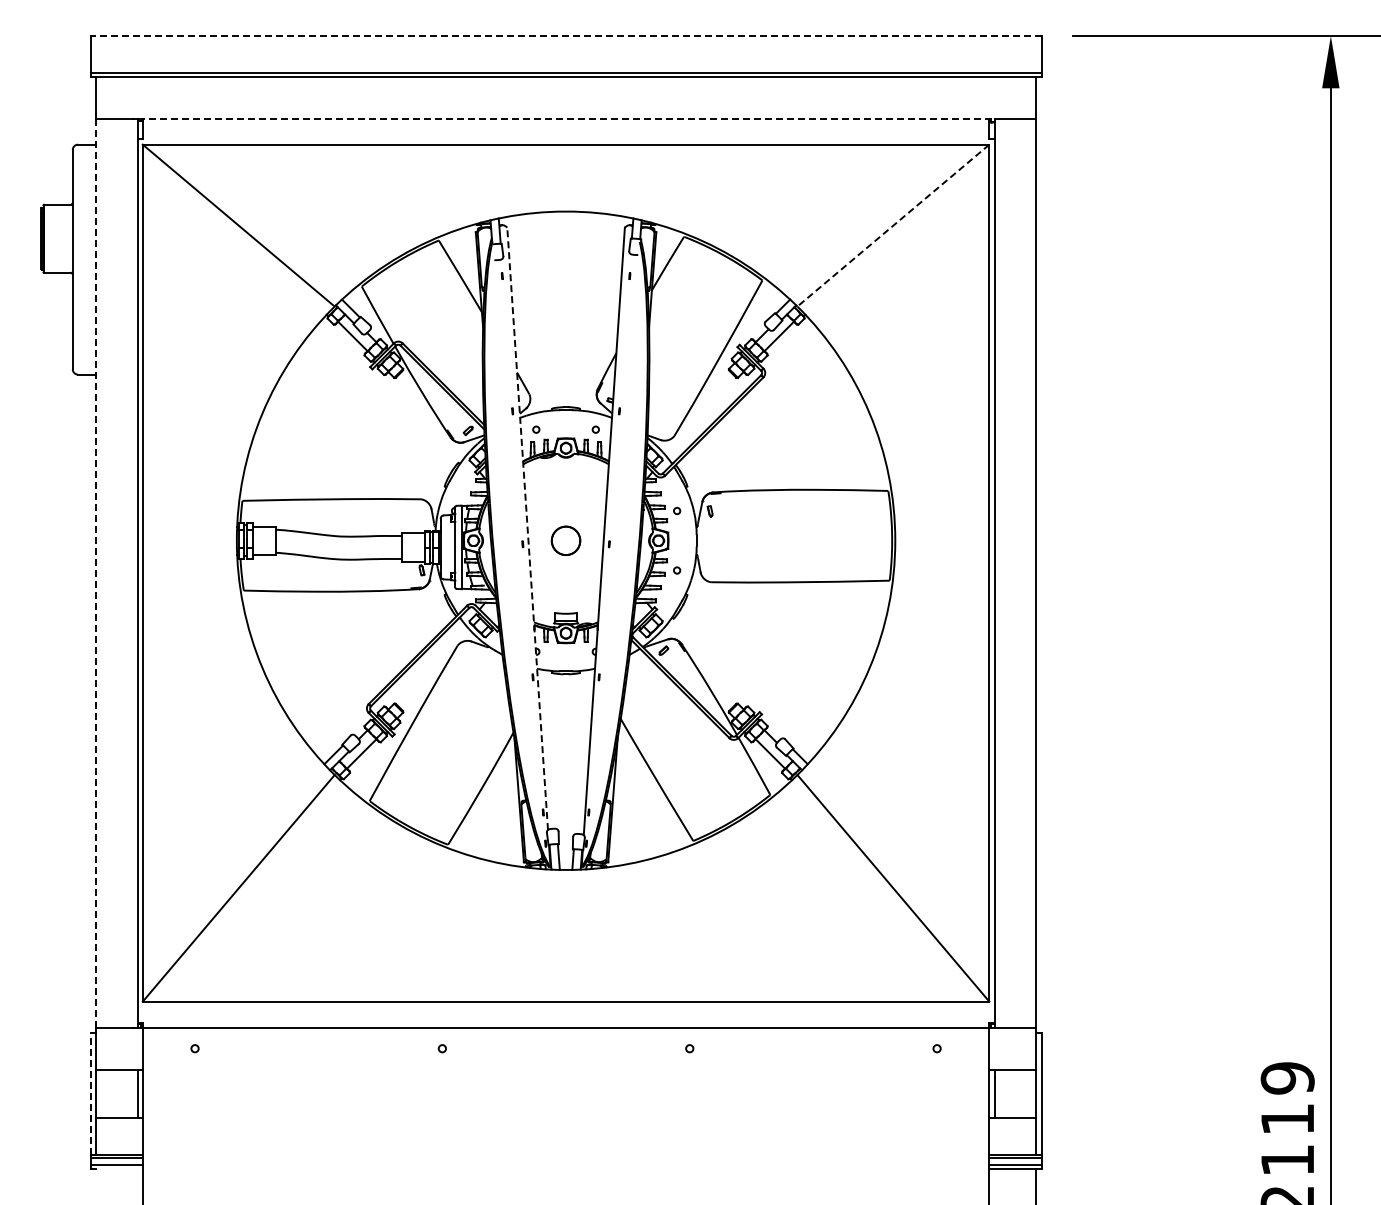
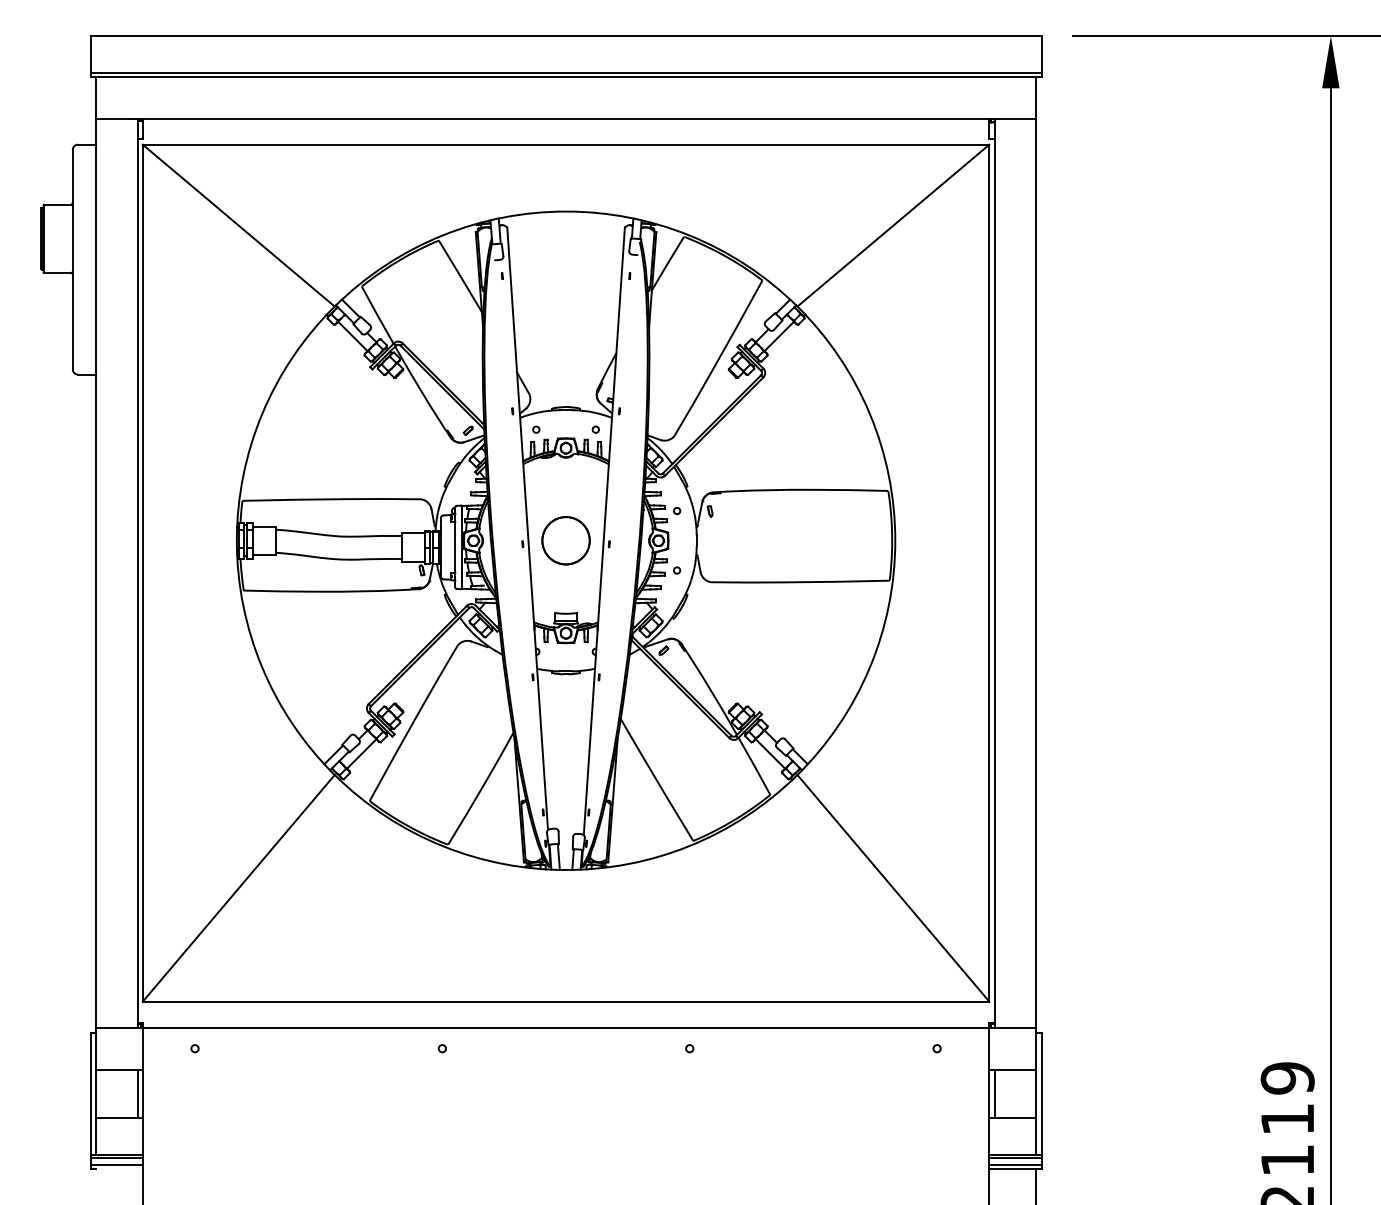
line: dashed -> solid (566, 36)
line: dashed -> solid (566, 118)
line: dashed -> solid (893, 225)
line: dashed -> solid (527, 528)
circle size: 32x31 px -> 50x50 px (565, 540)
line: dashed -> solid (95, 573)
line: dashed -> solid (90, 1093)
